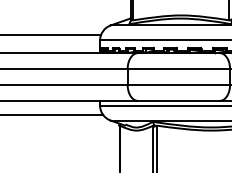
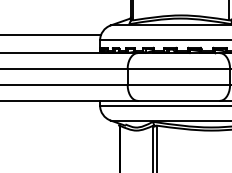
line: present -> none (52, 114)
